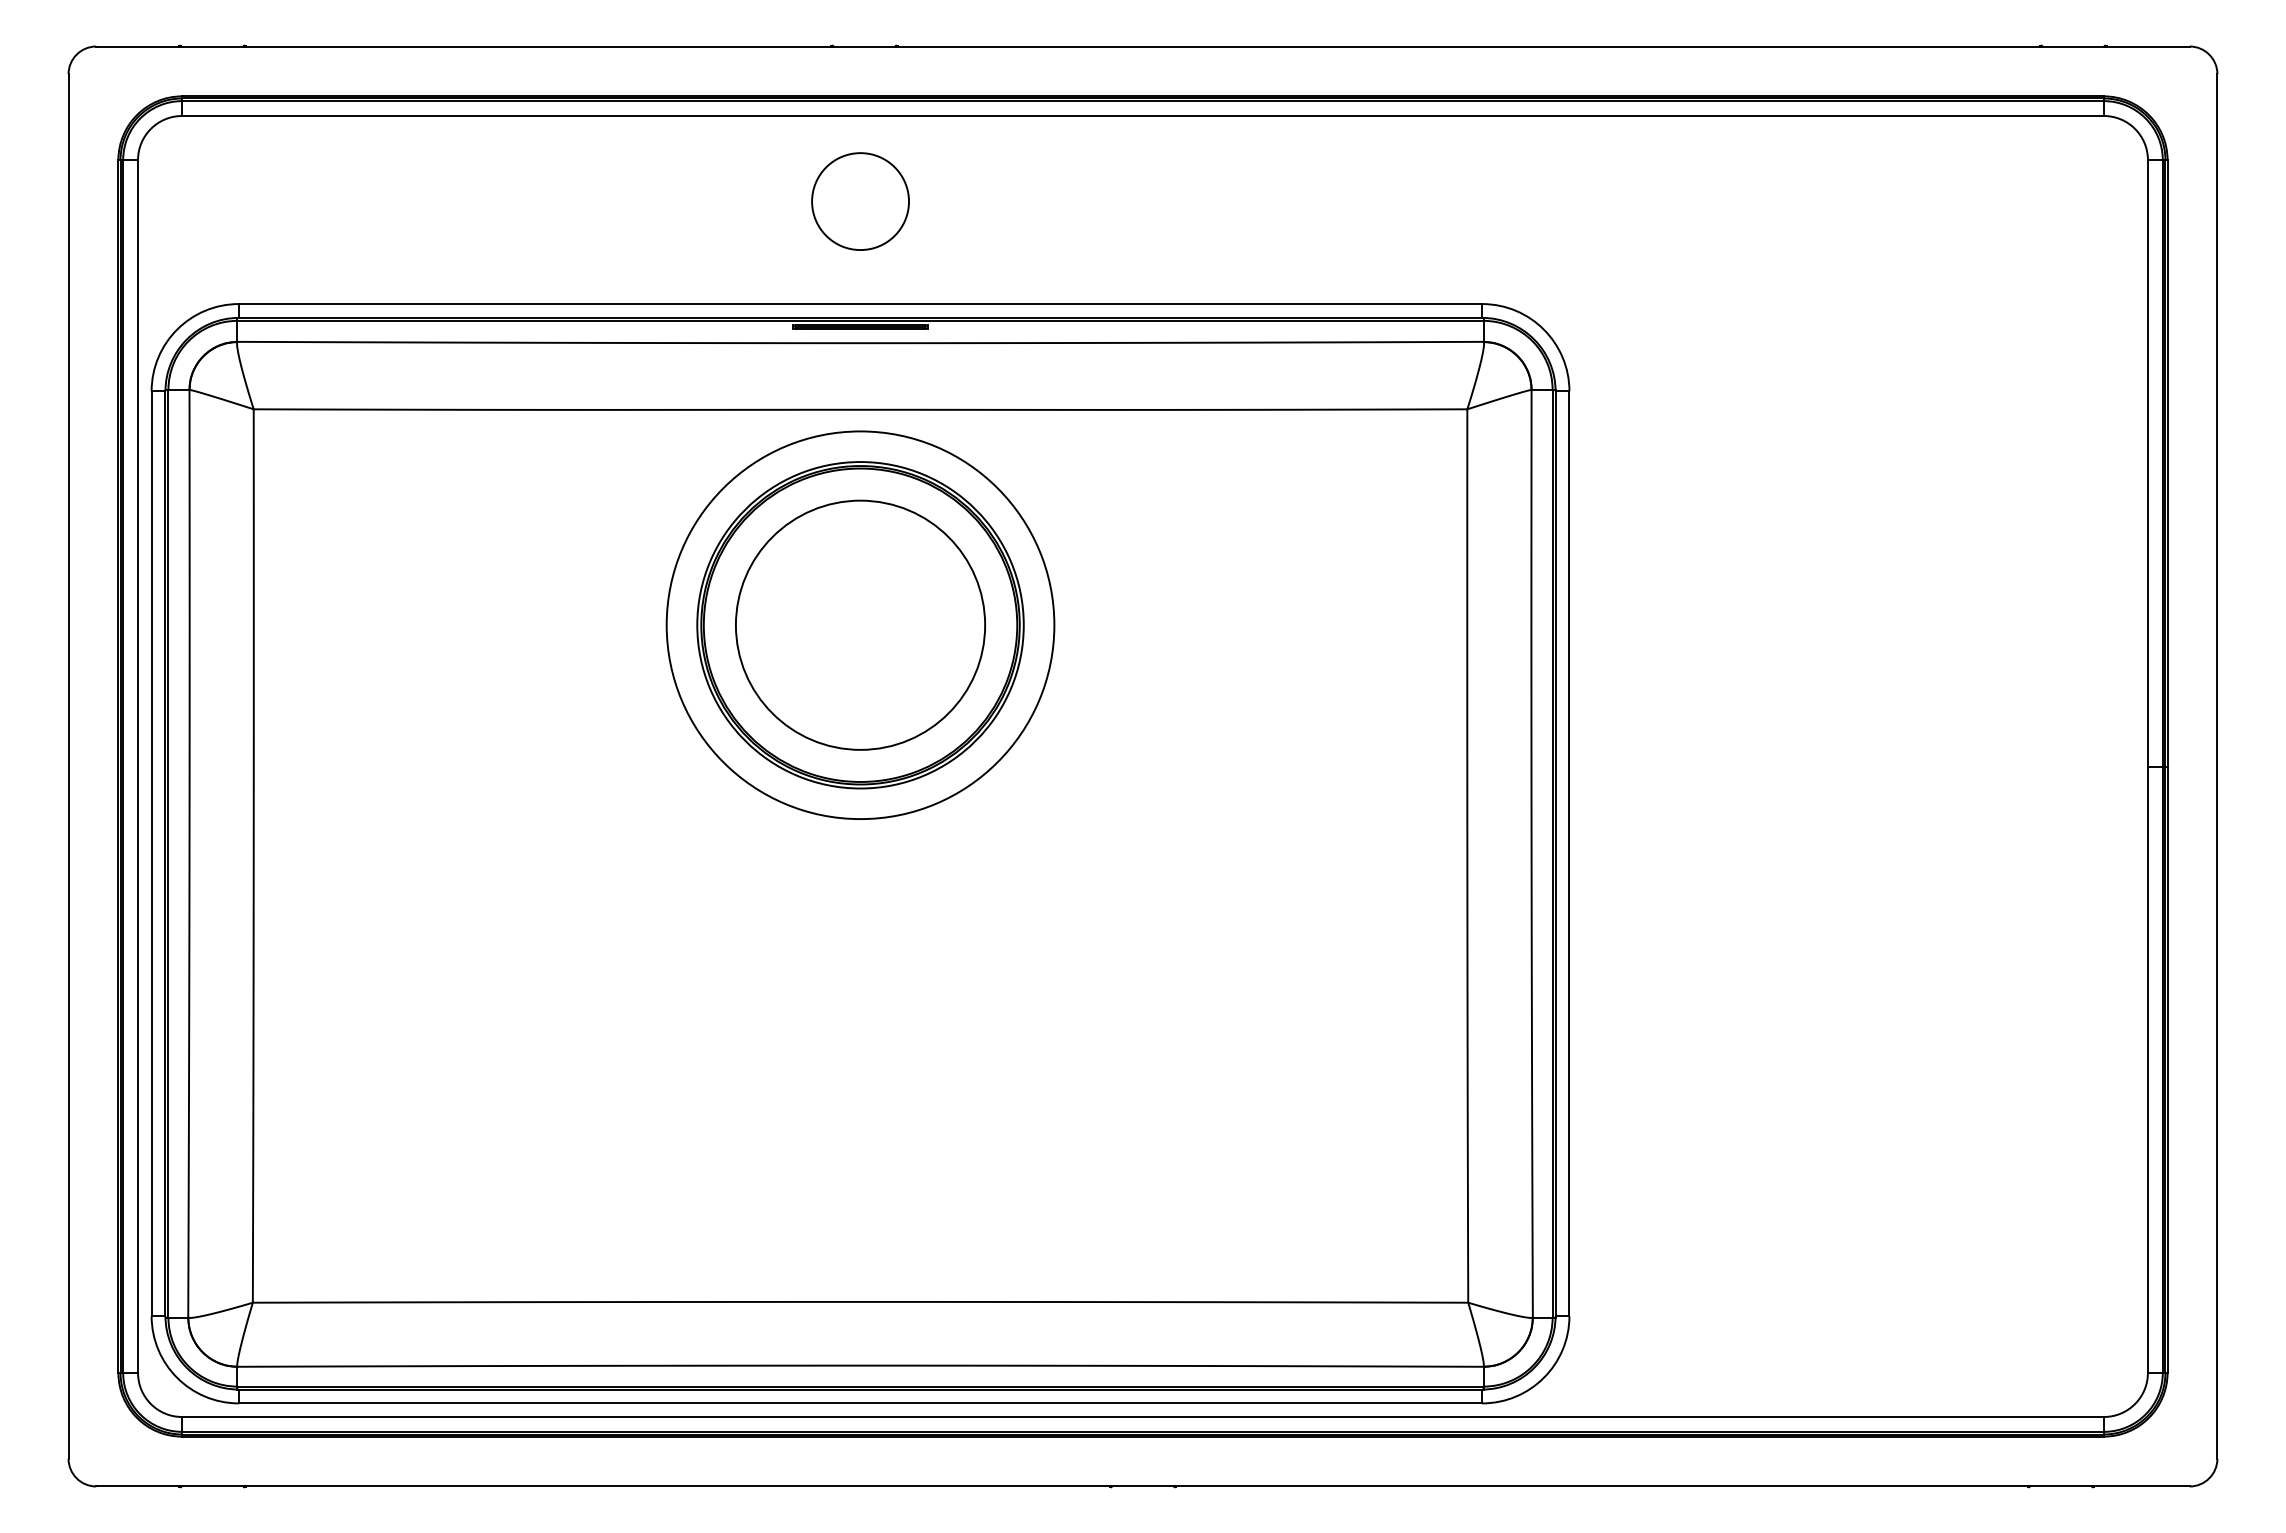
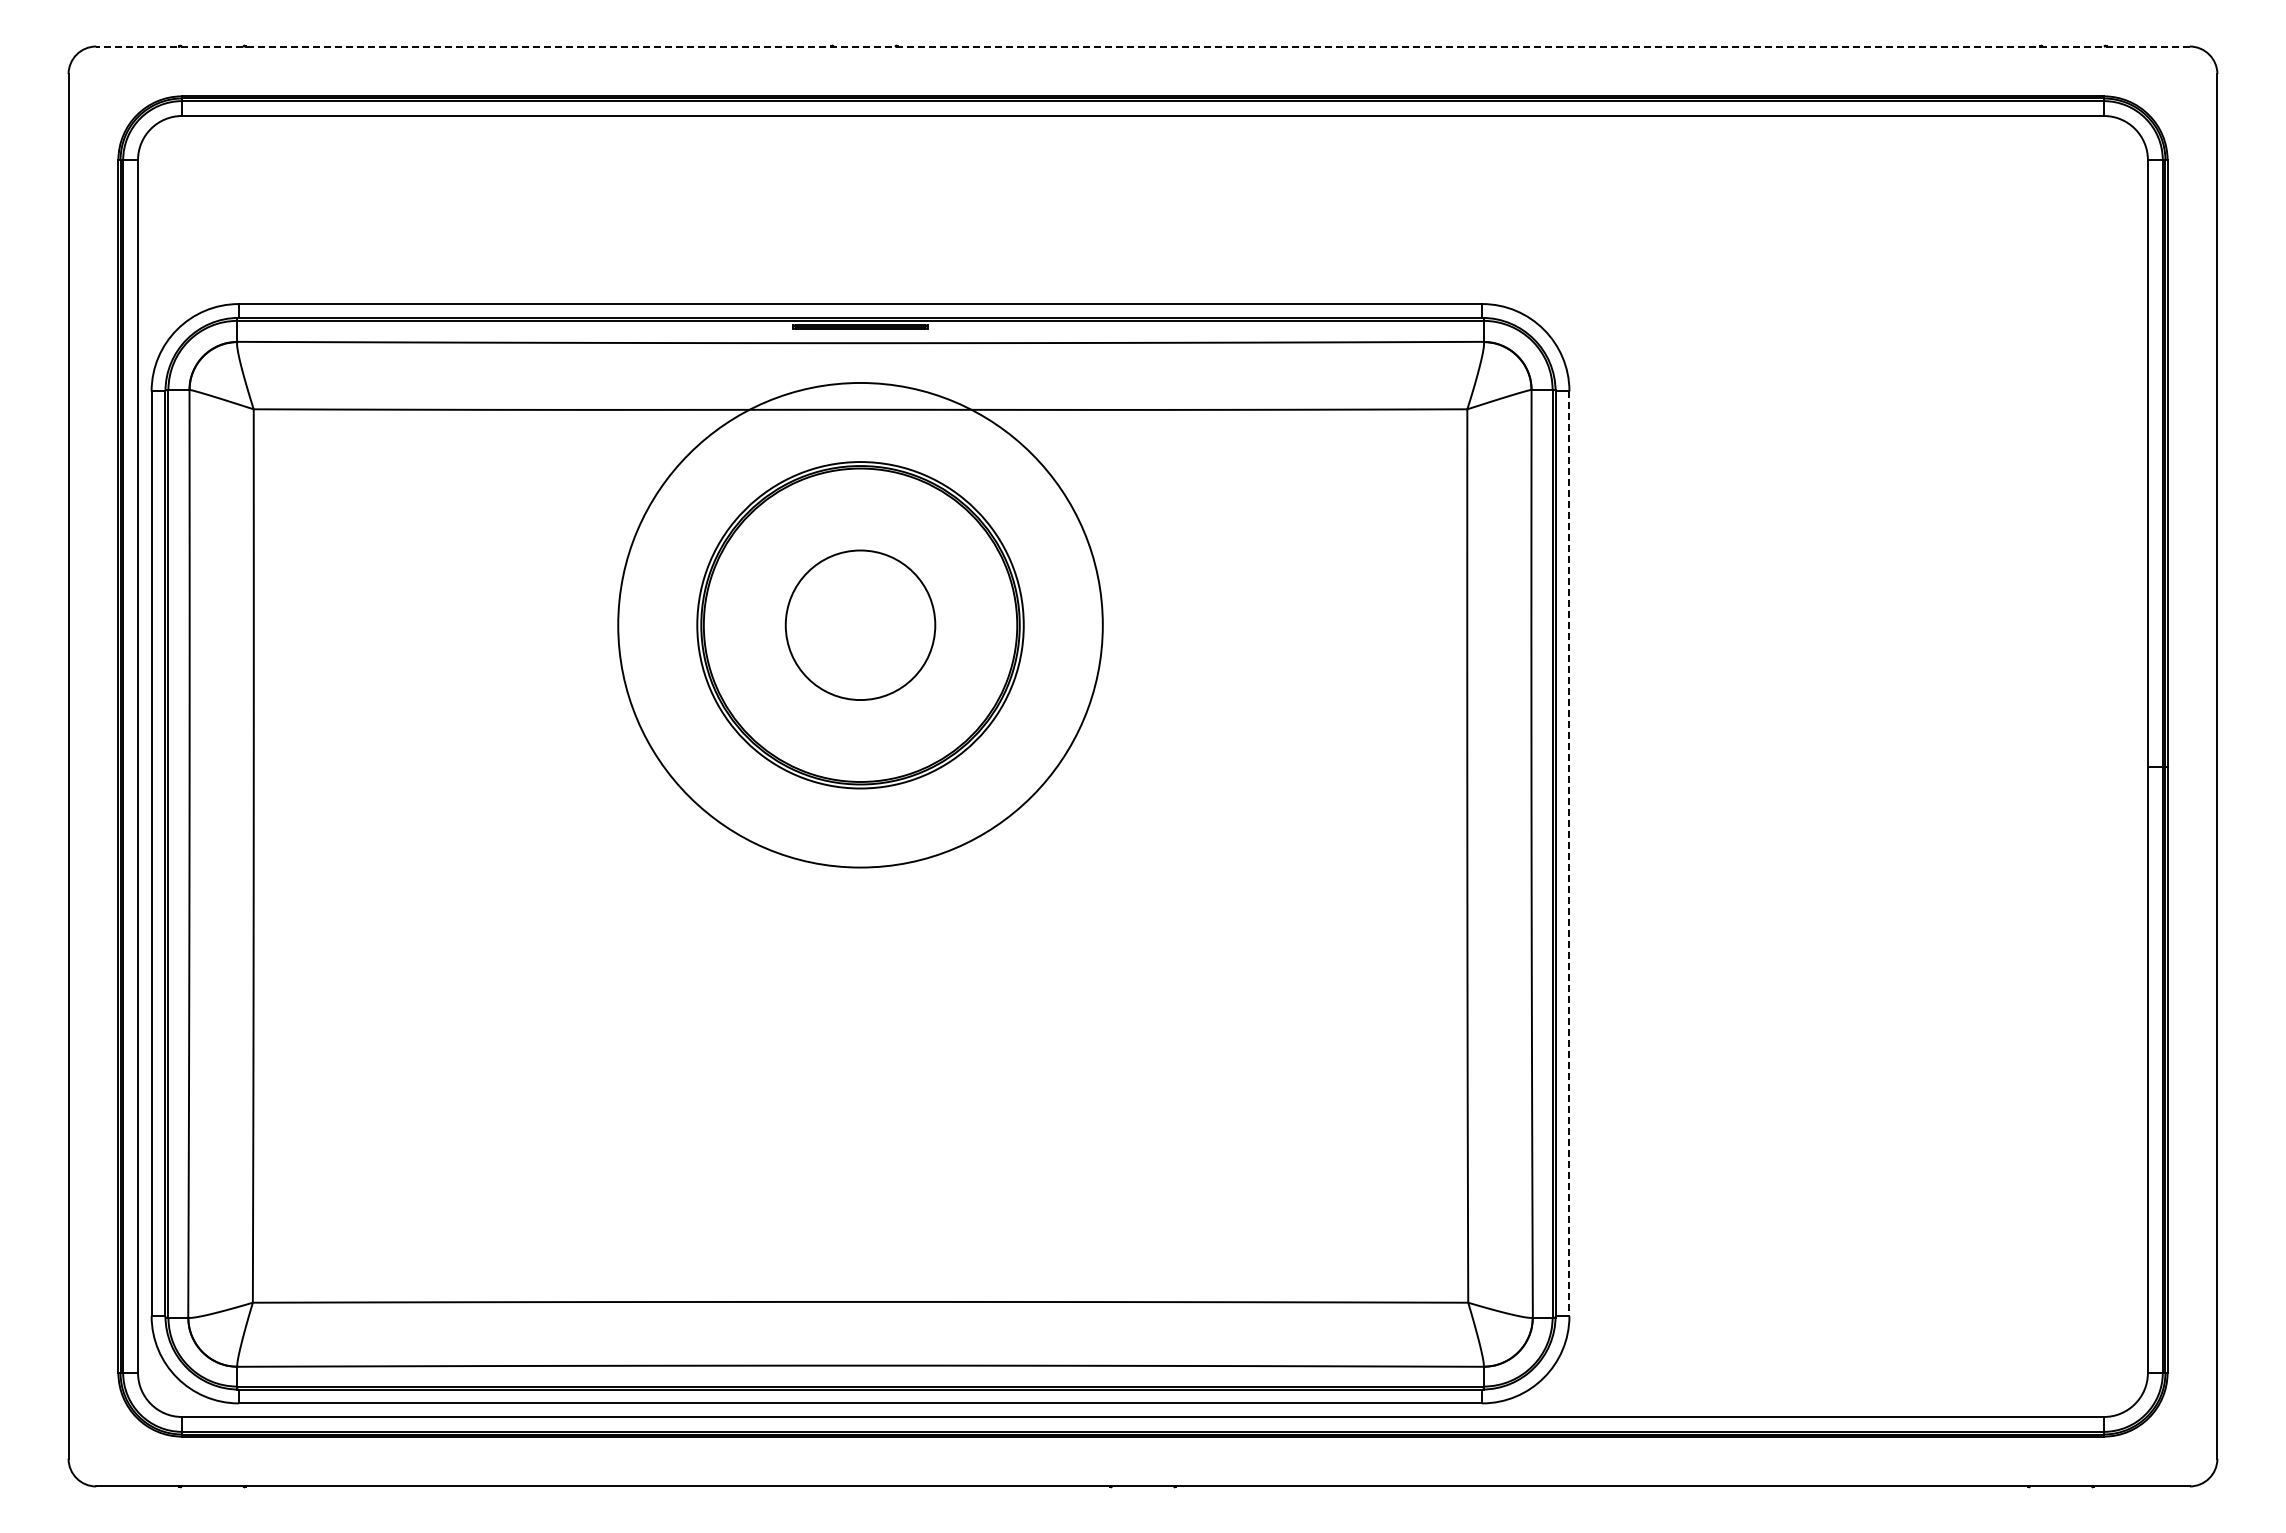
line: solid -> dashed (1142, 46)
circle: present -> none (860, 201)
circle diameter: 249 px -> 150 px (860, 625)
circle diameter: 388 px -> 485 px (860, 624)
line: solid -> dashed (1569, 854)
